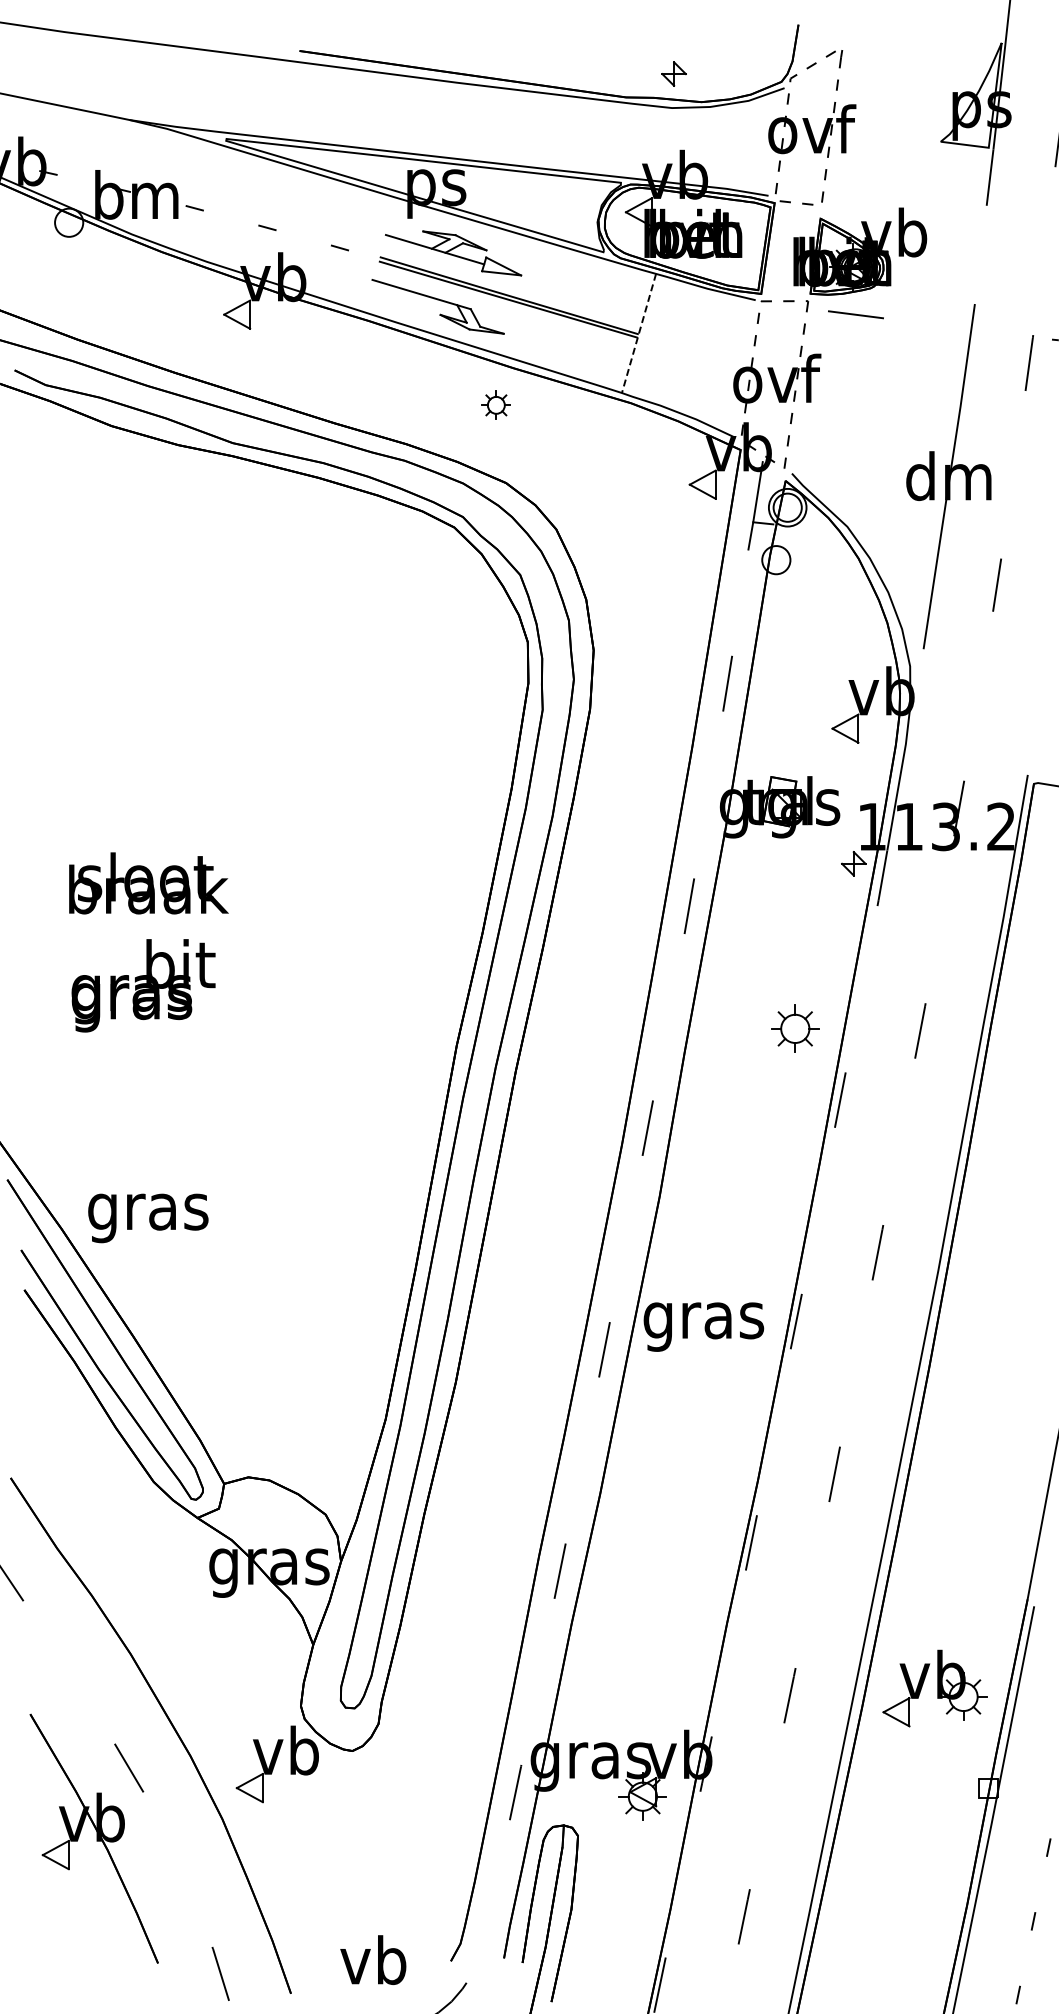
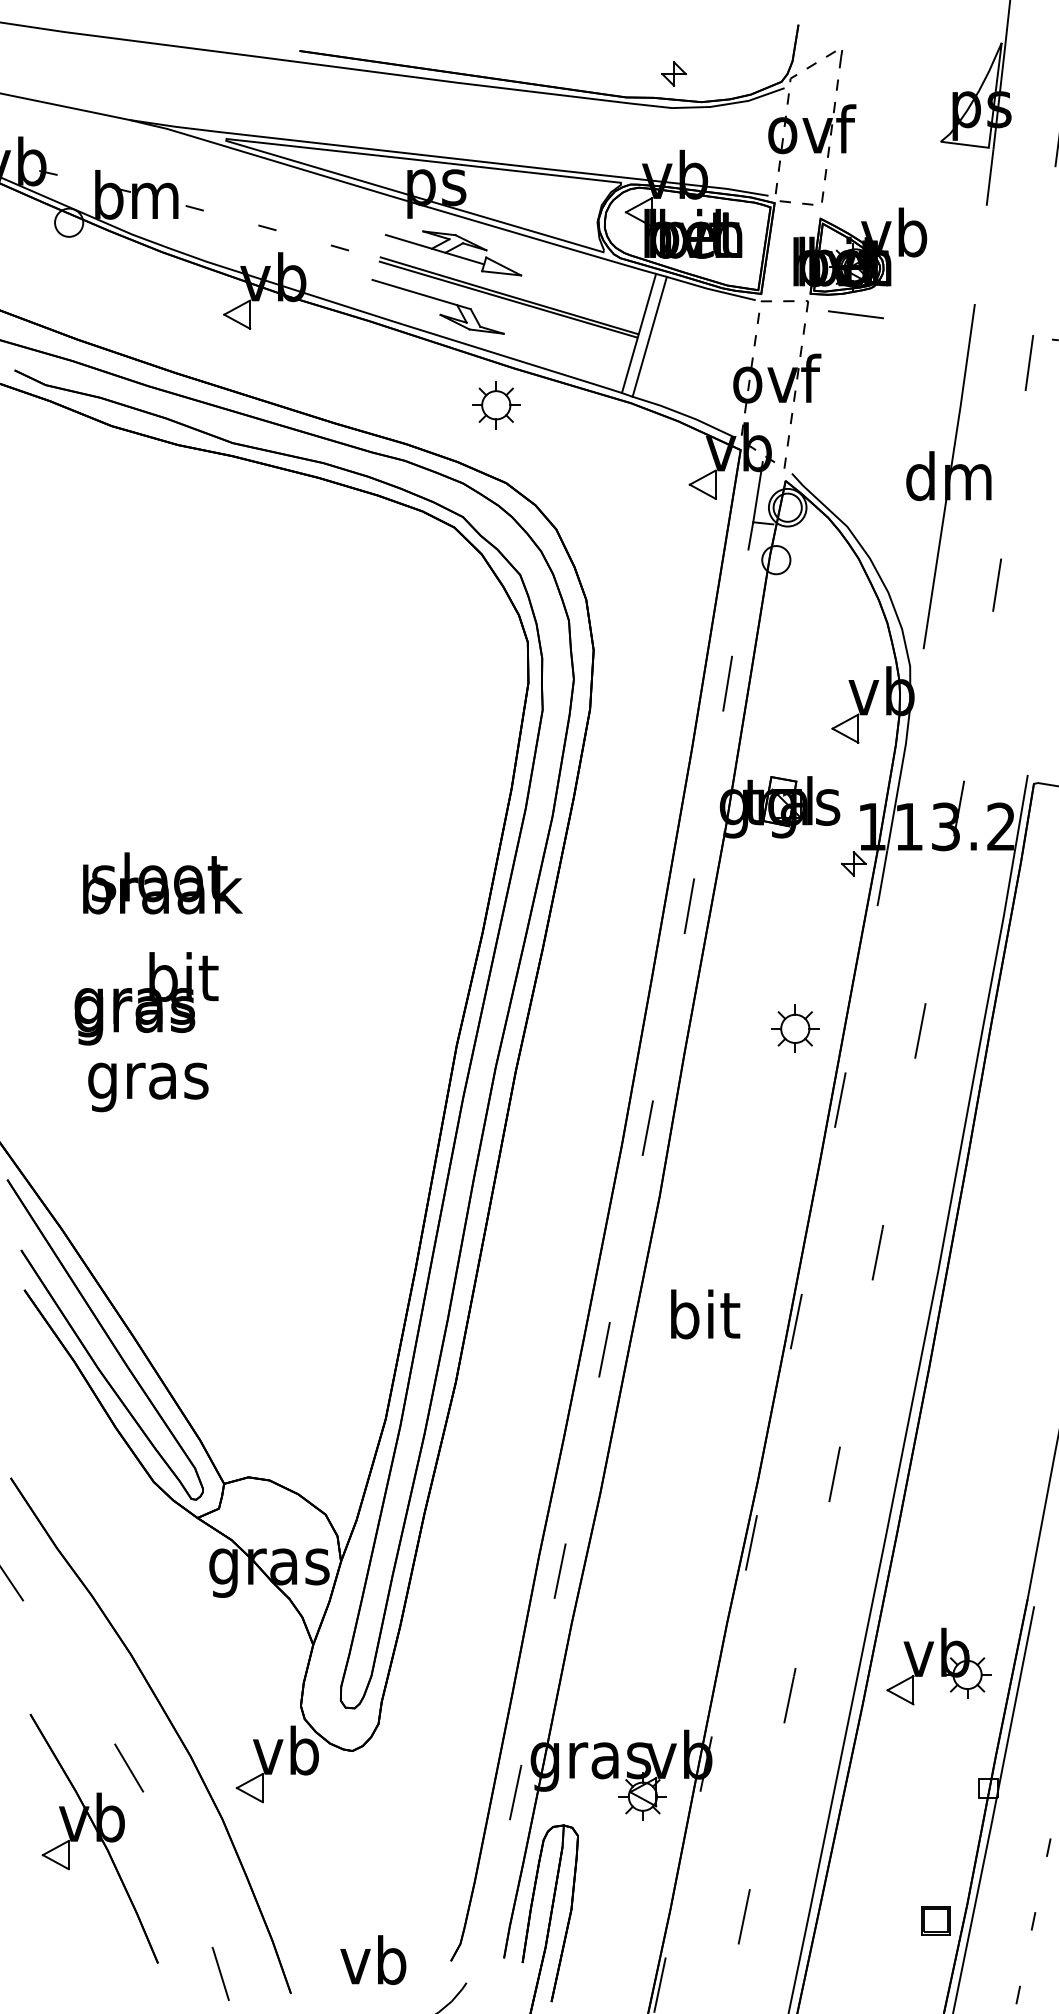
line: dashed -> solid (639, 333)
line: none -> present (649, 336)
part size: 30x30 px -> 49x49 px (496, 405)
text position: (148, 883) -> (162, 883) (162, 883)
text position: (143, 985) -> (146, 998) (146, 998)
text position: (148, 1218) -> (148, 1087) (148, 1087)
text: gras -> bit (703, 1320)
part position: (934, 1688) -> (938, 1666) (938, 1666)
part: none -> present (935, 1920)
